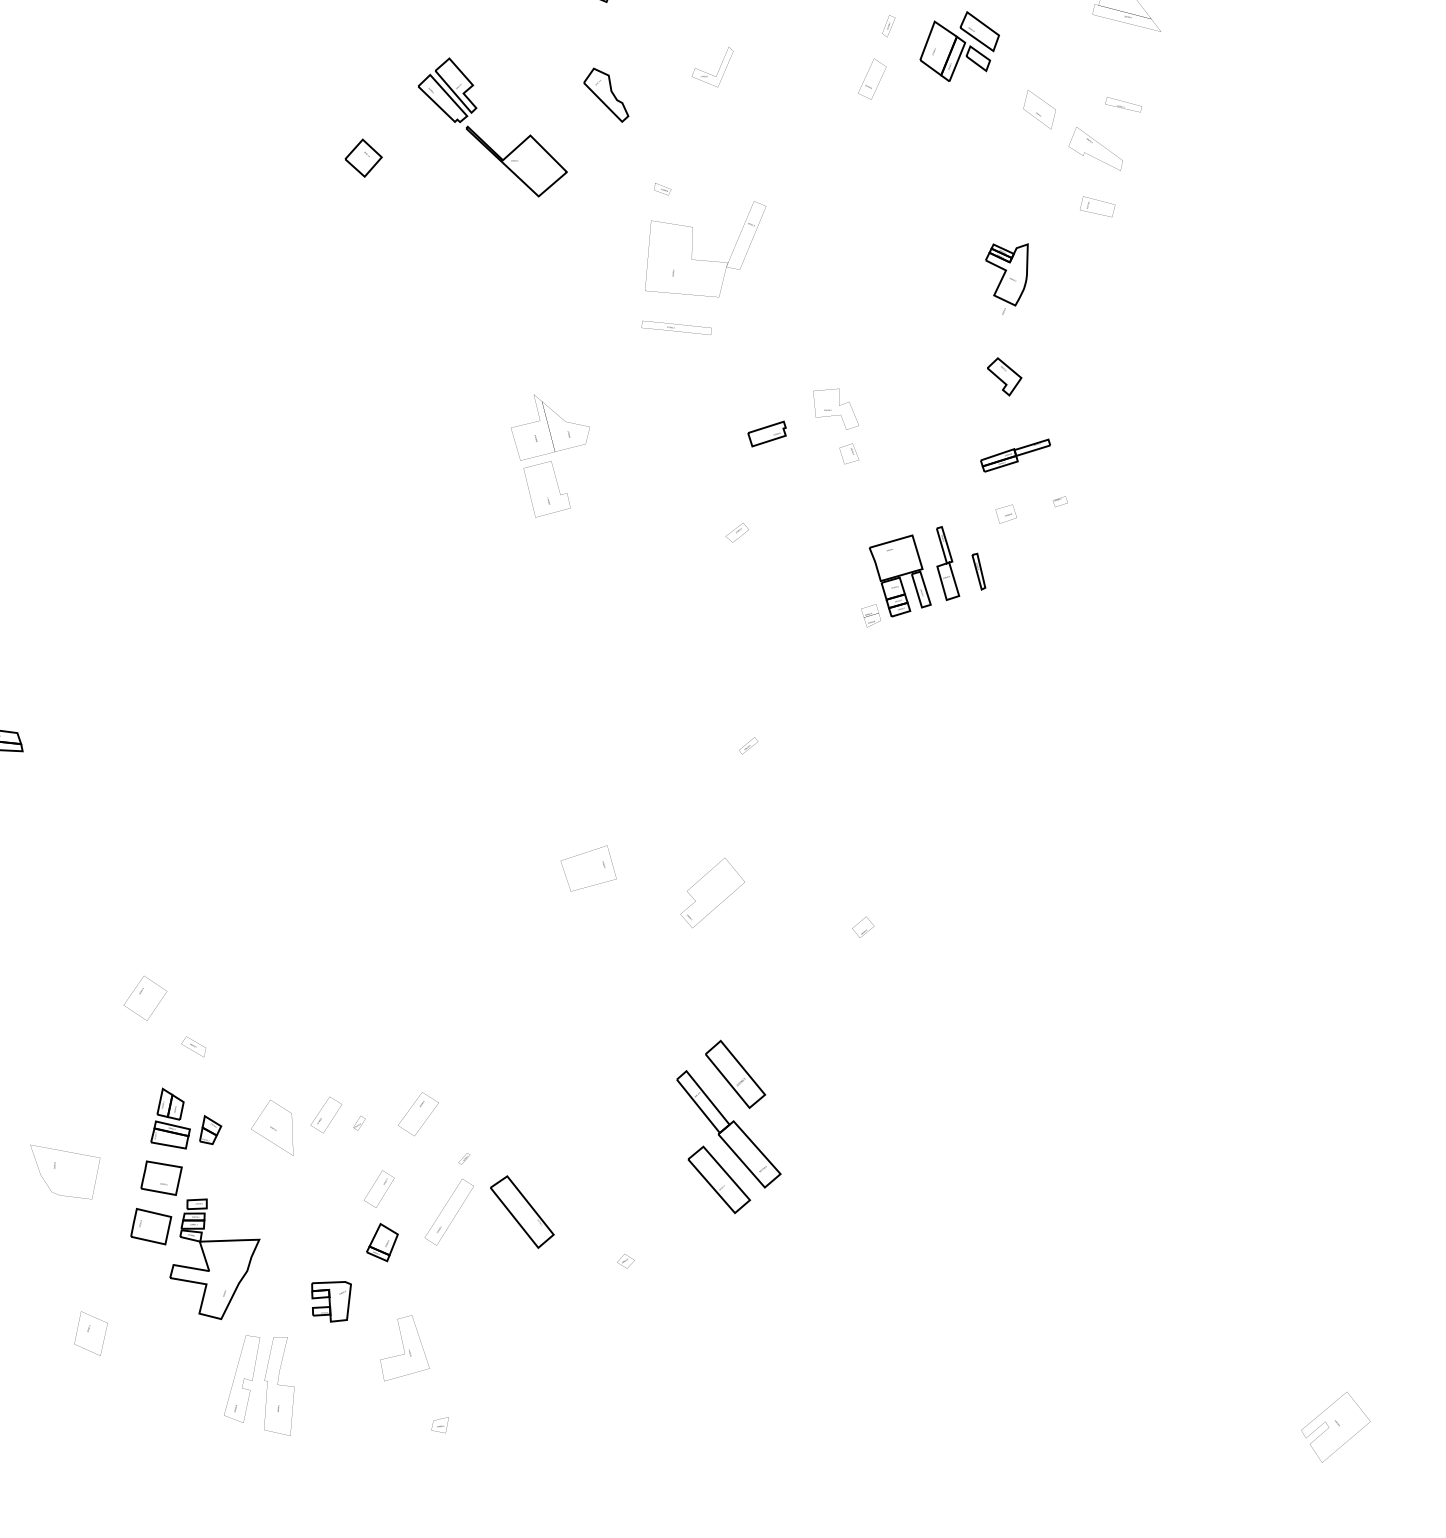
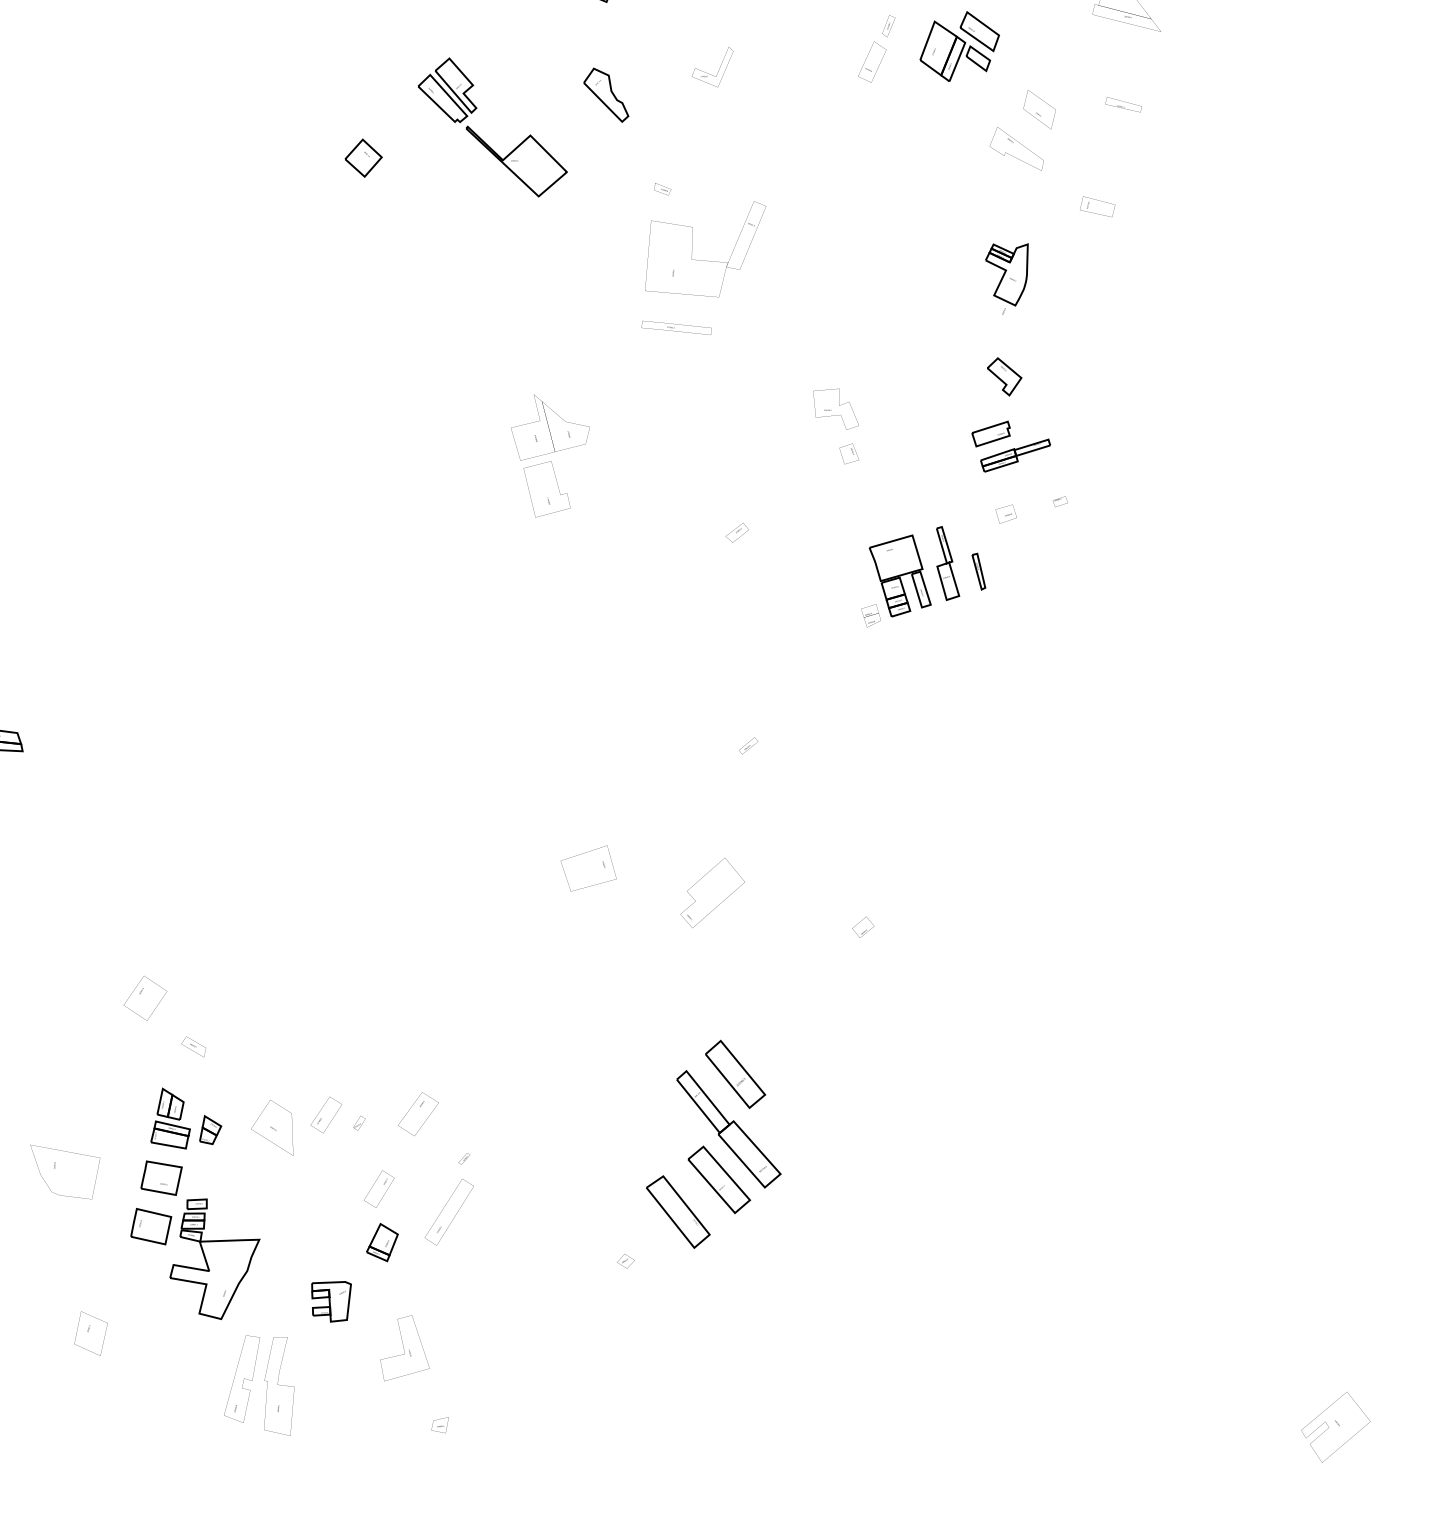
text position: (872, 78) -> (872, 61) (872, 61)
text position: (1095, 148) -> (1016, 148) (1016, 148)
part position: (766, 433) -> (990, 433) (990, 433)
part position: (522, 1211) -> (678, 1211) (678, 1211)
